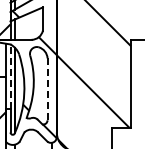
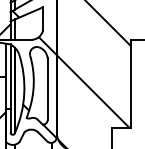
line: dashed -> solid (10, 76)
line: dashed -> solid (47, 89)
